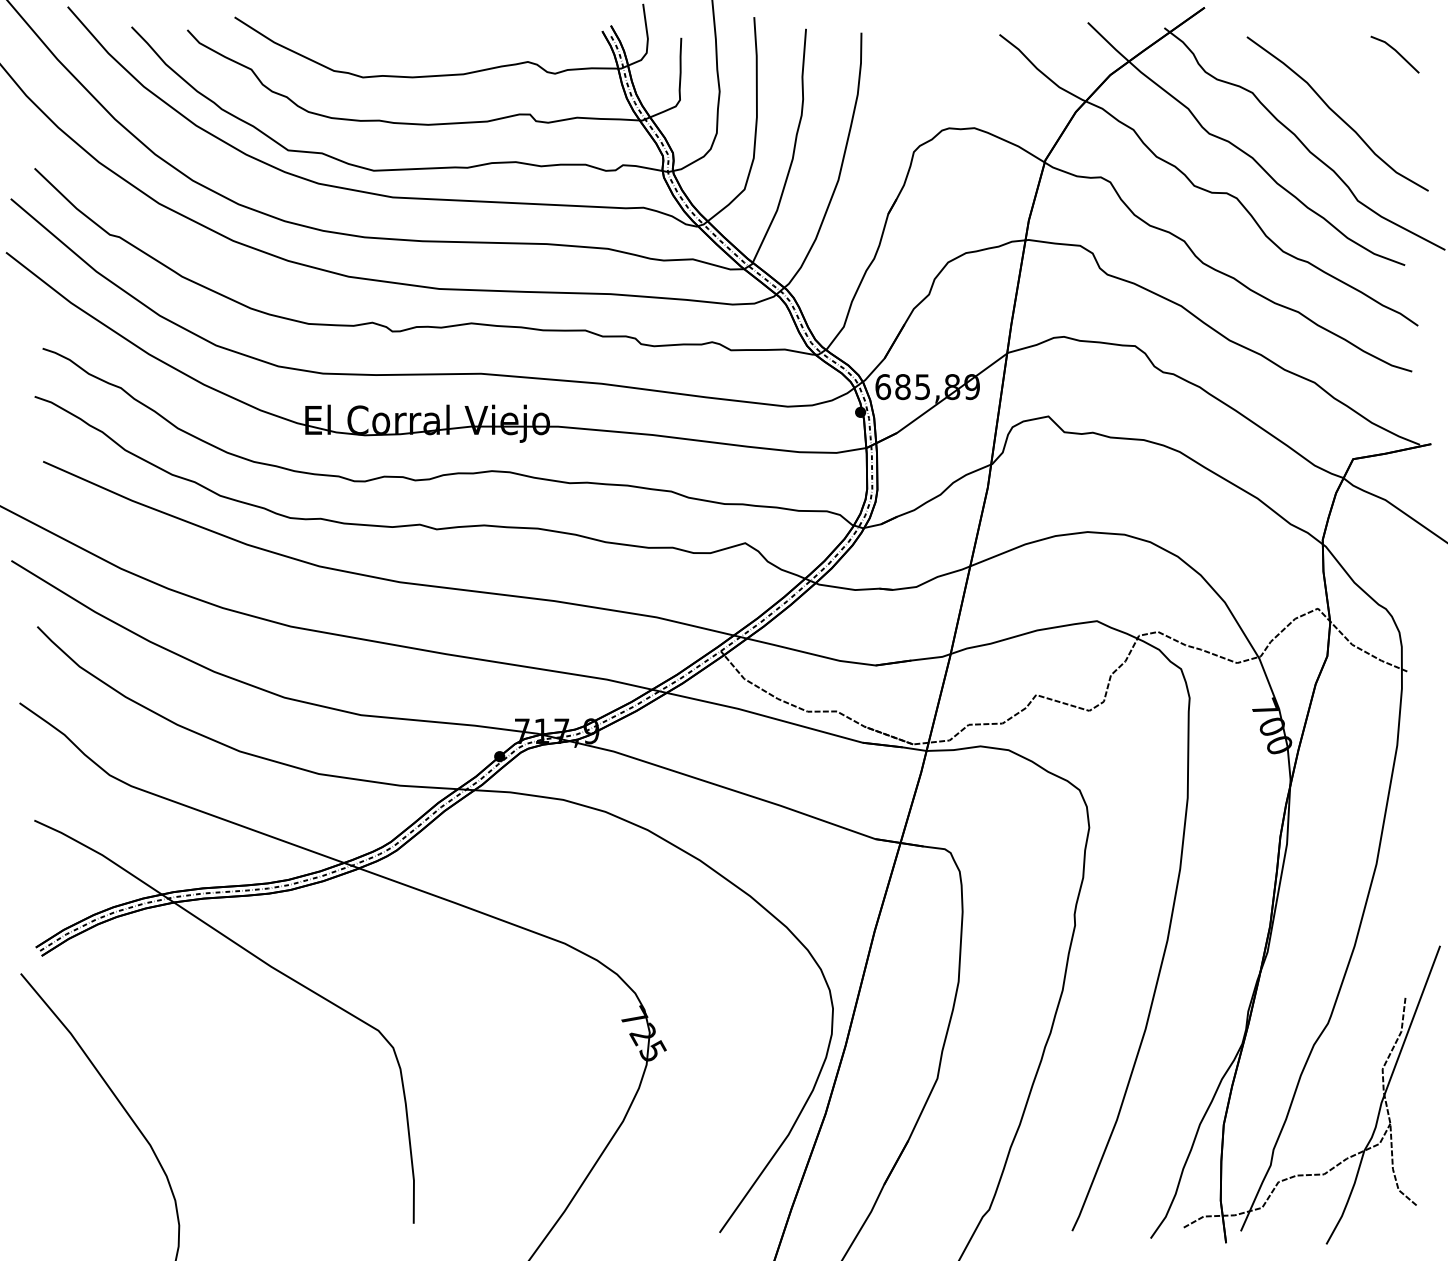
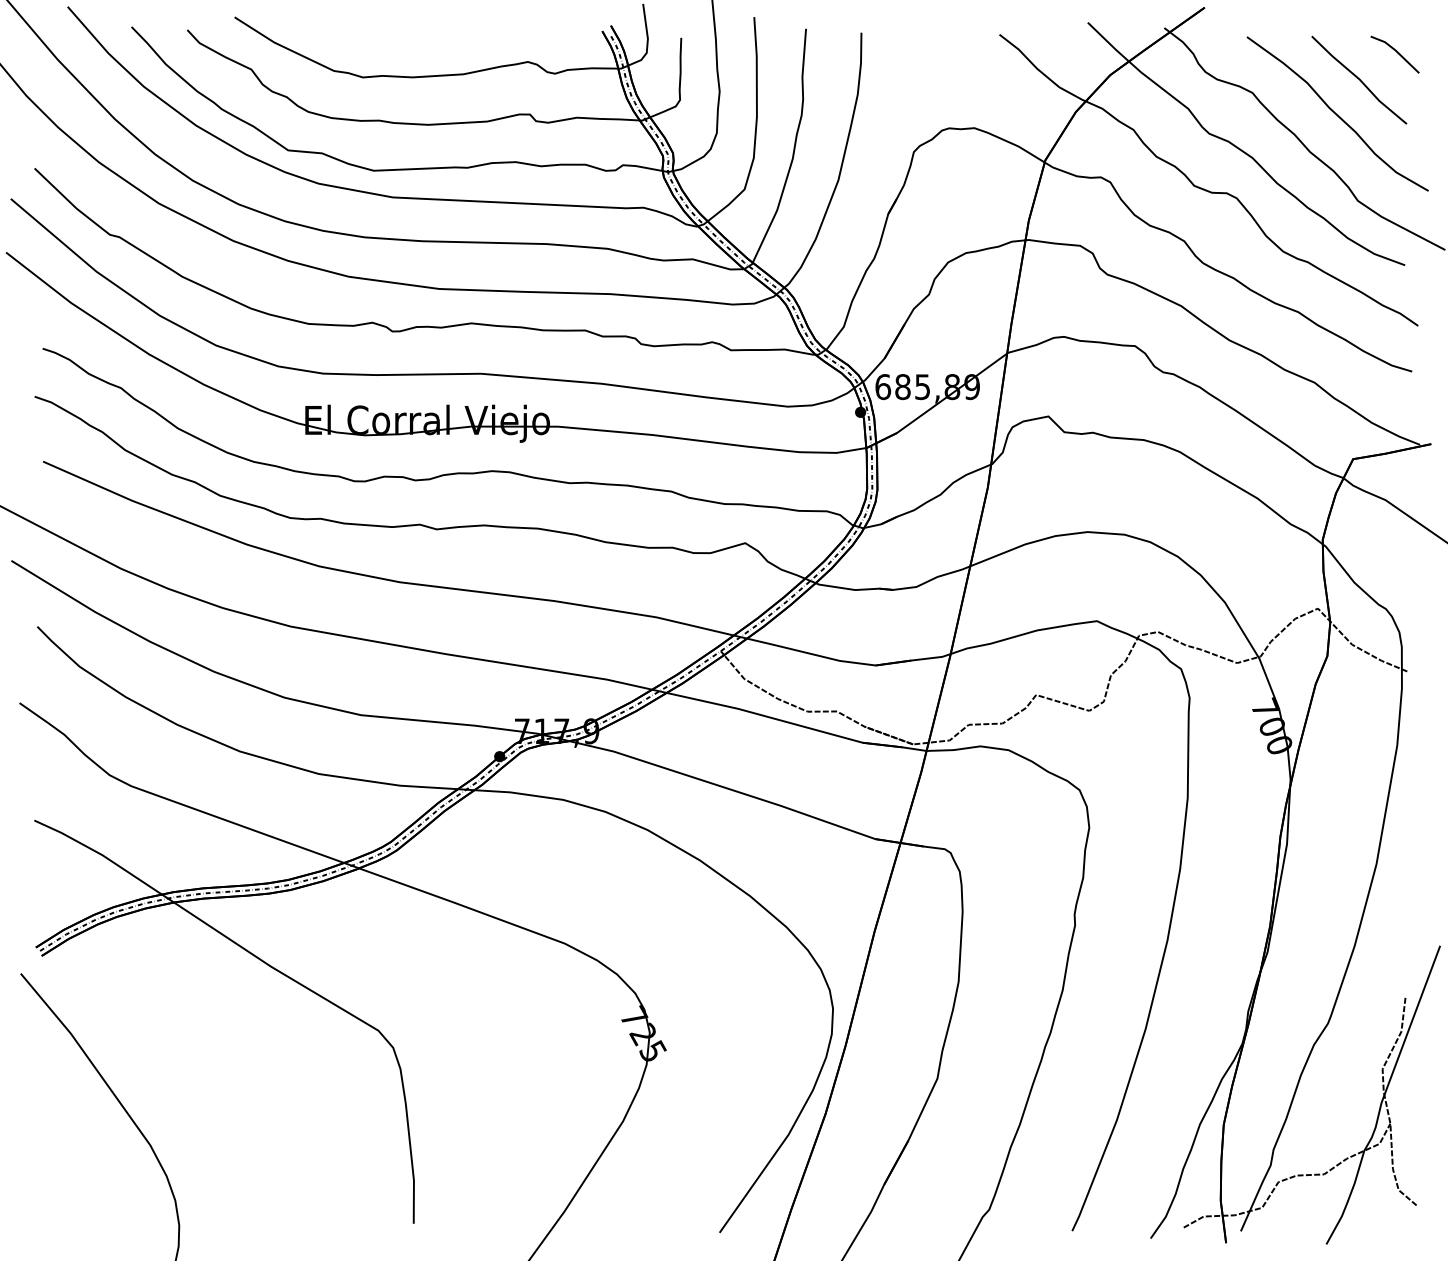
line: none -> present (1359, 79)
